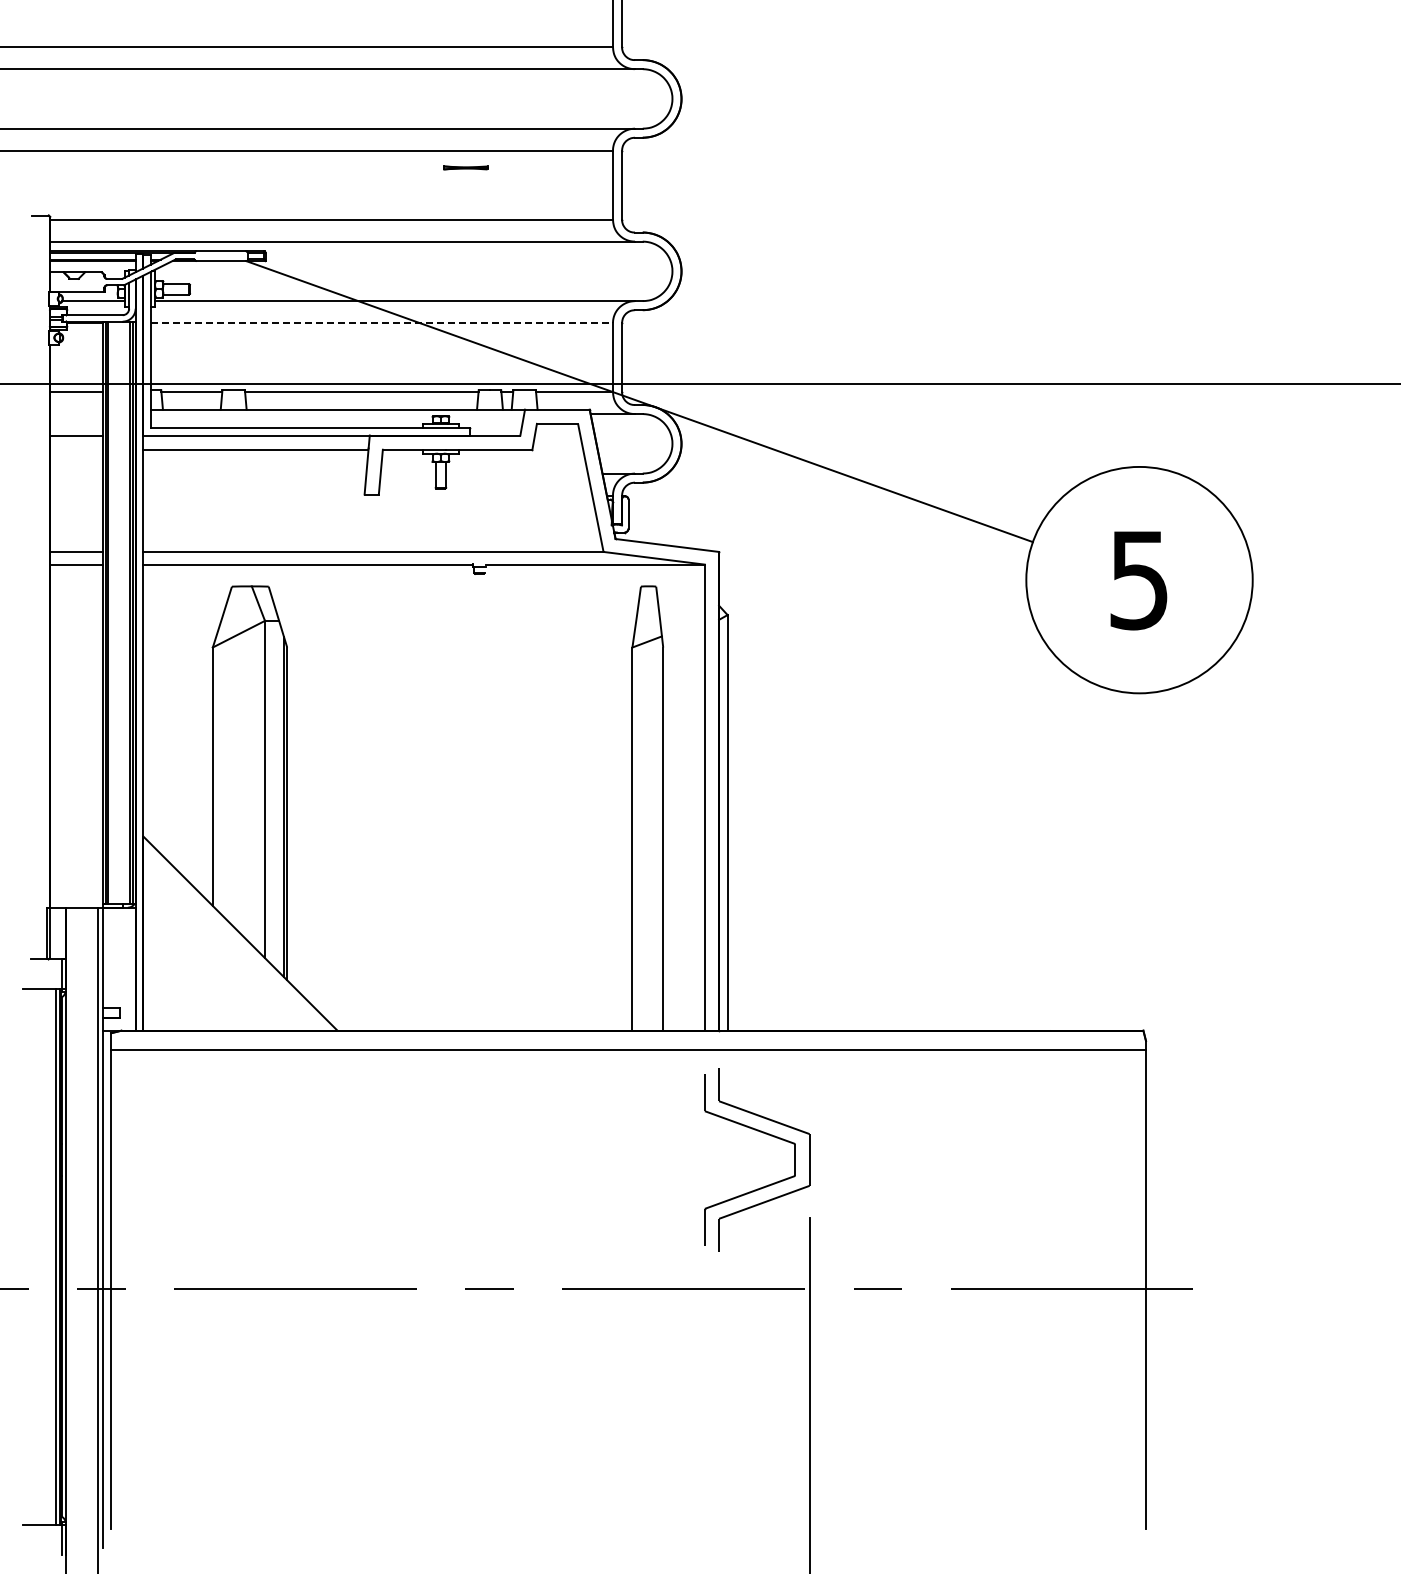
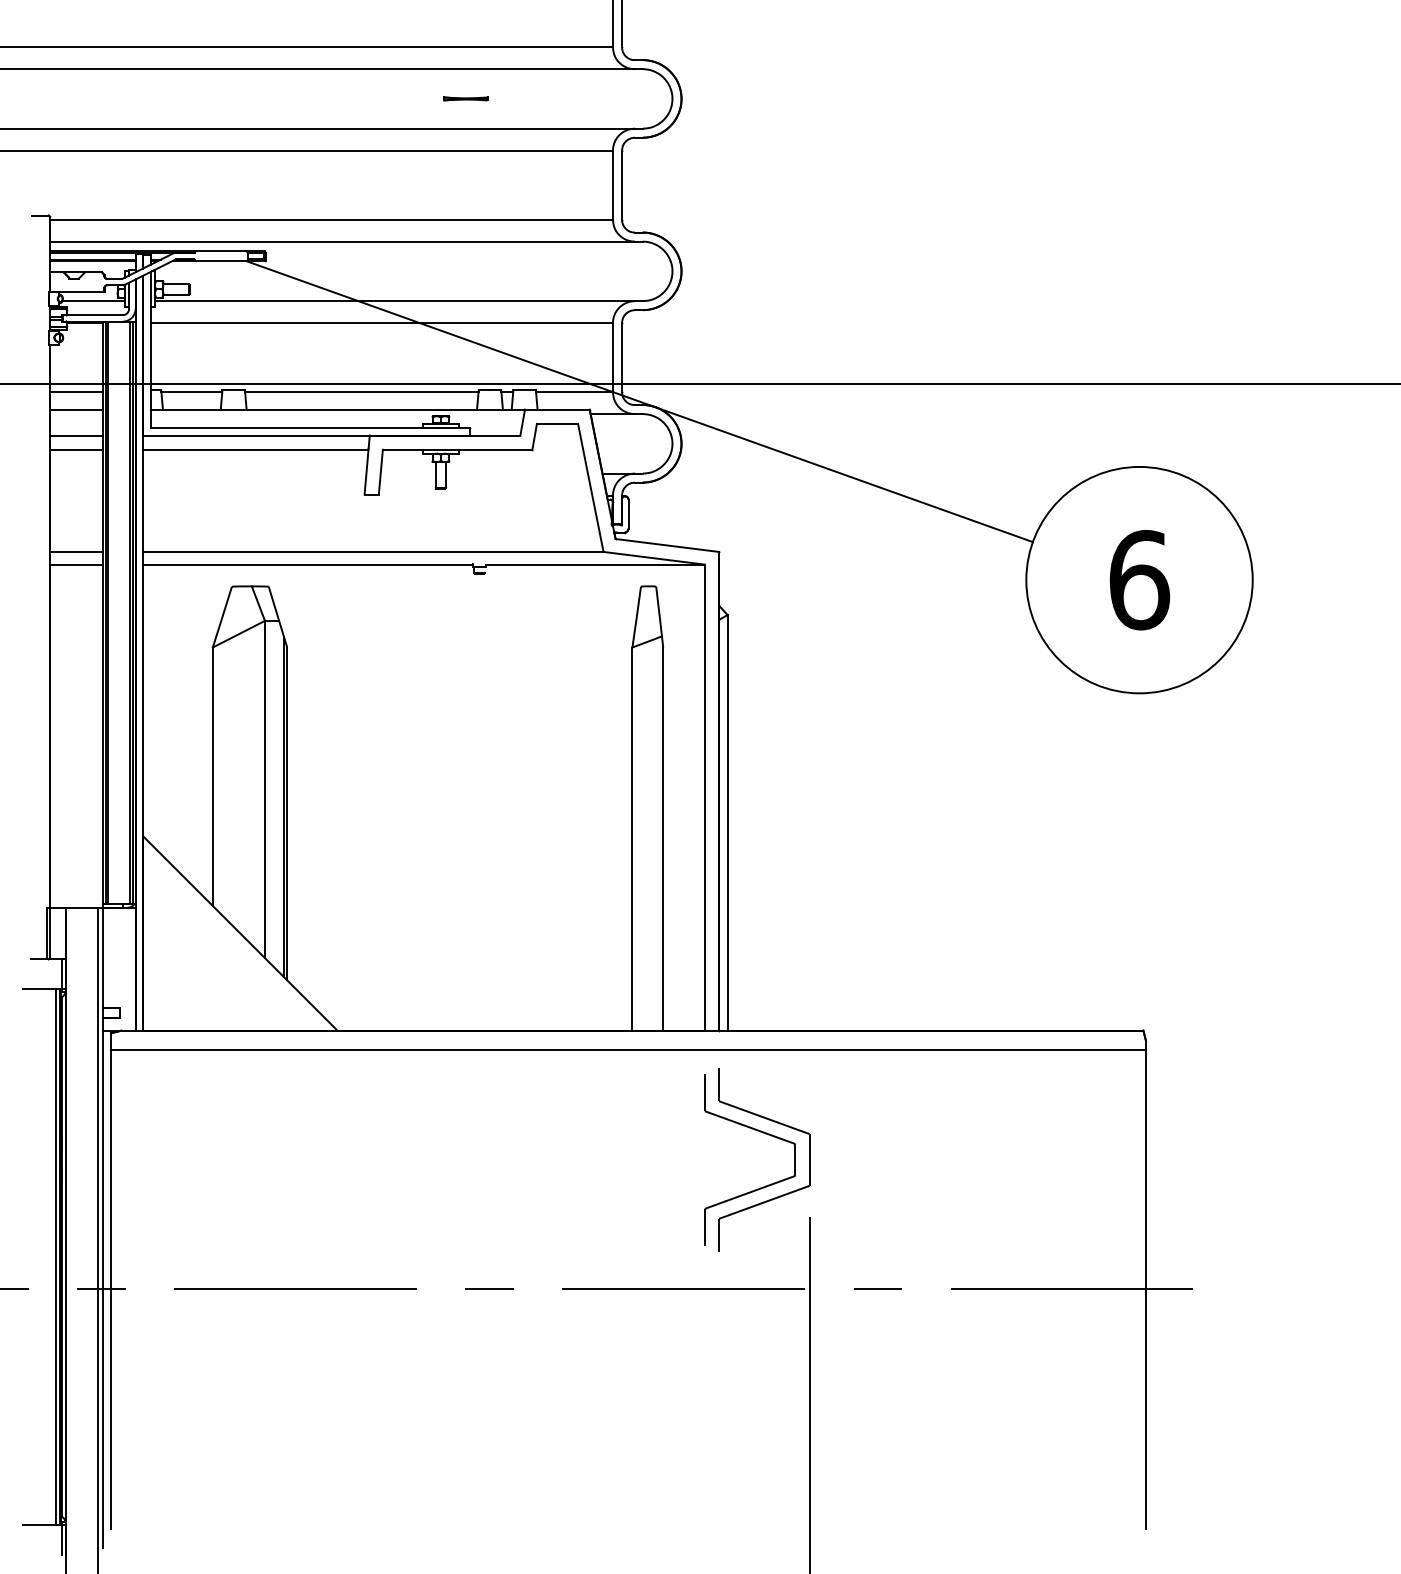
part position: (465, 167) -> (465, 98) (465, 98)
line: dashed -> solid (382, 323)
line: none -> present (76, 409)
line: none -> present (76, 449)
text: 5 -> 6 (1139, 580)
